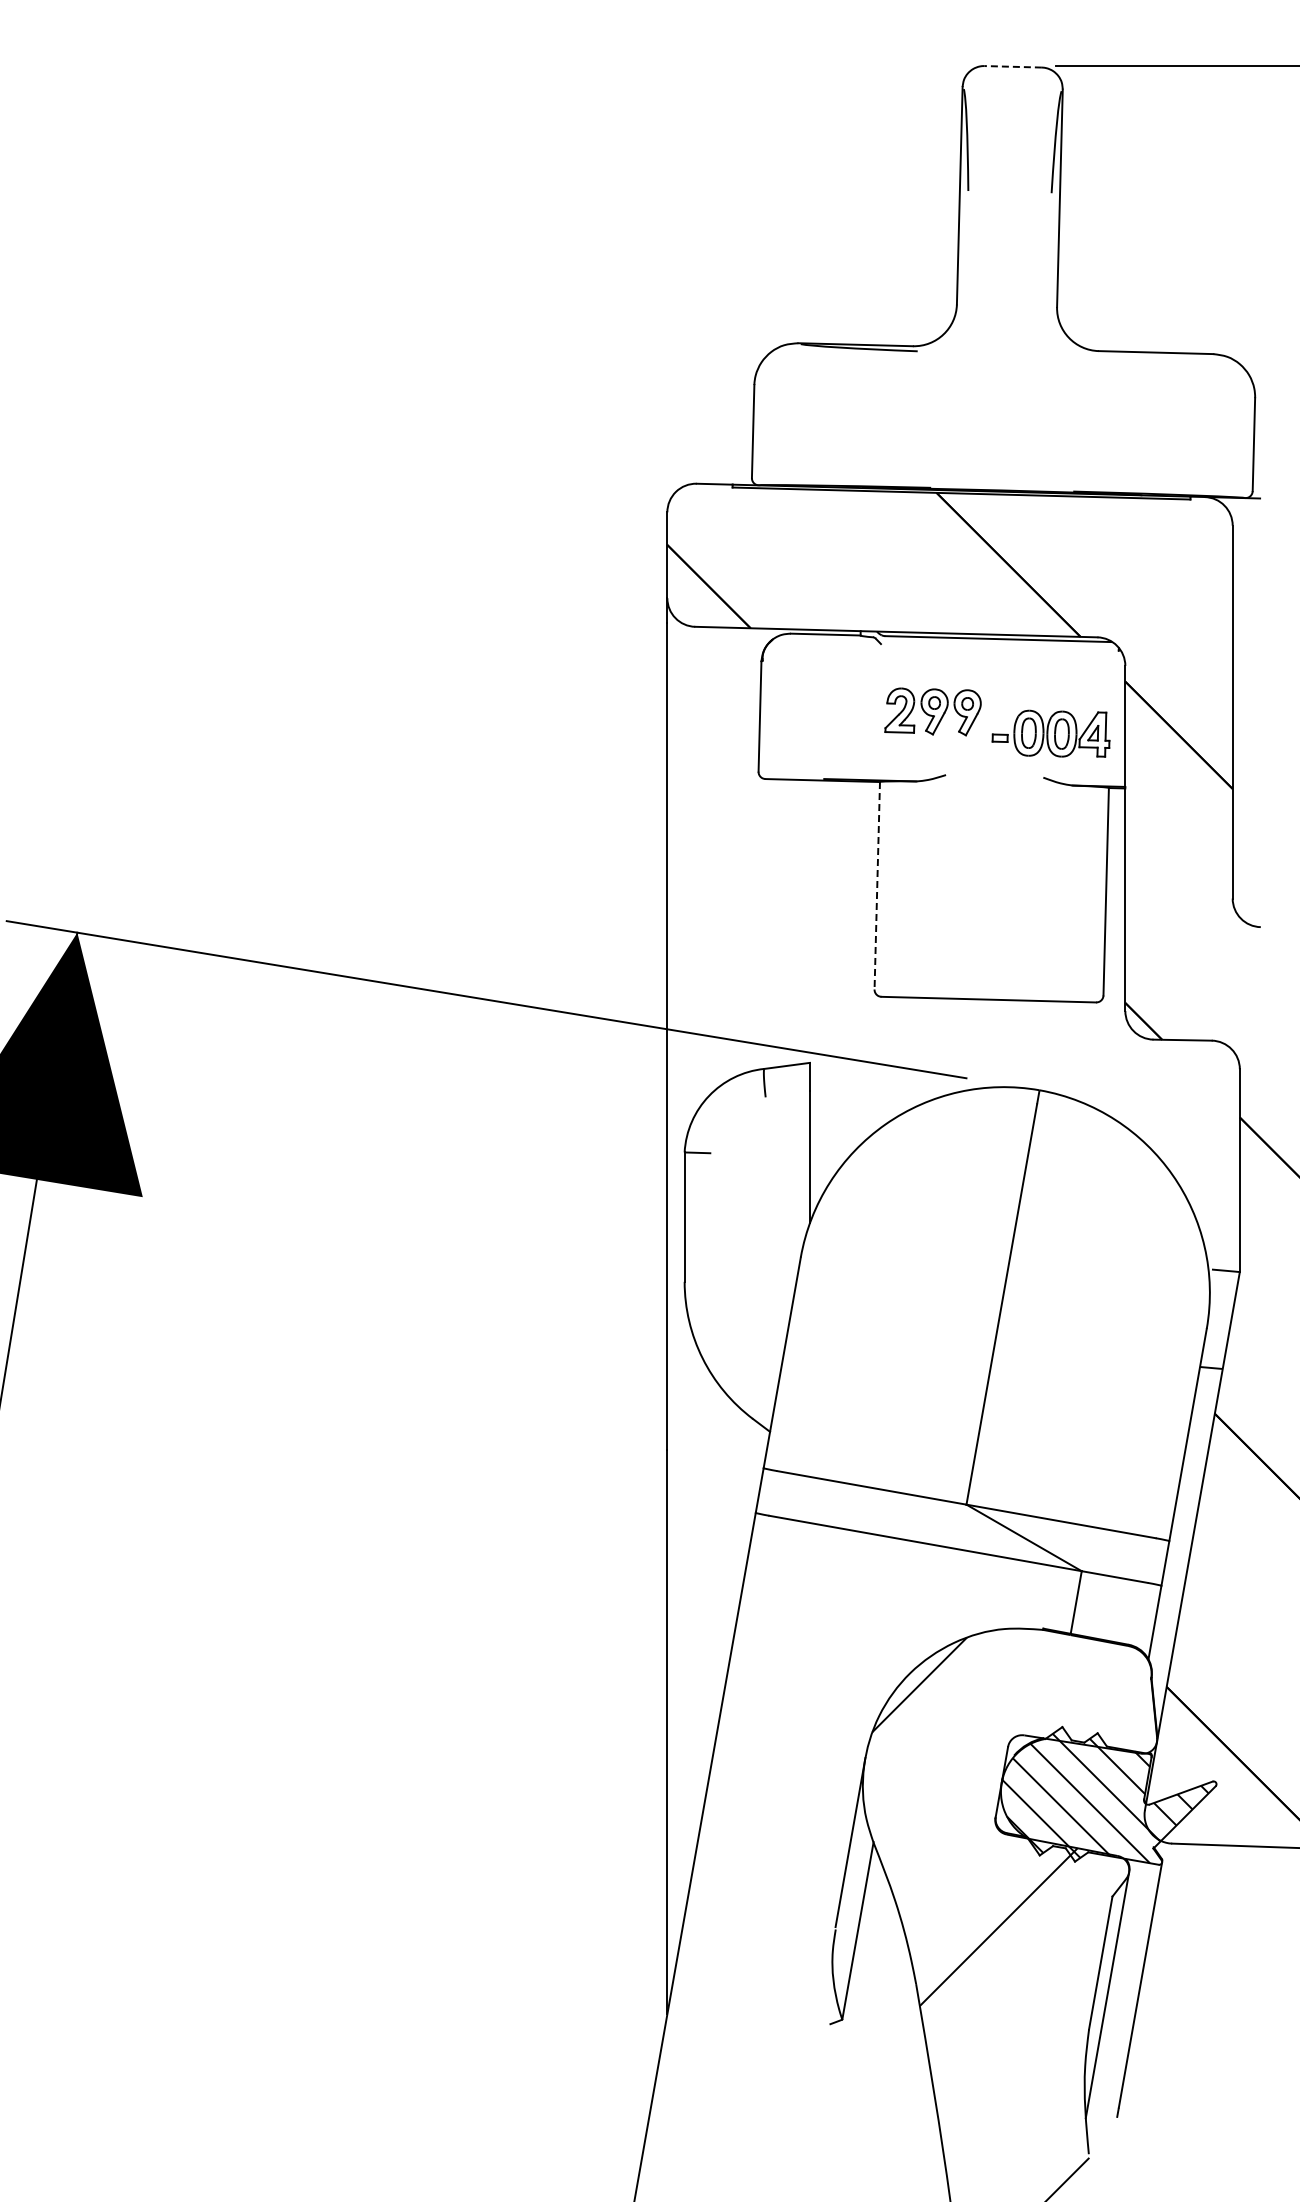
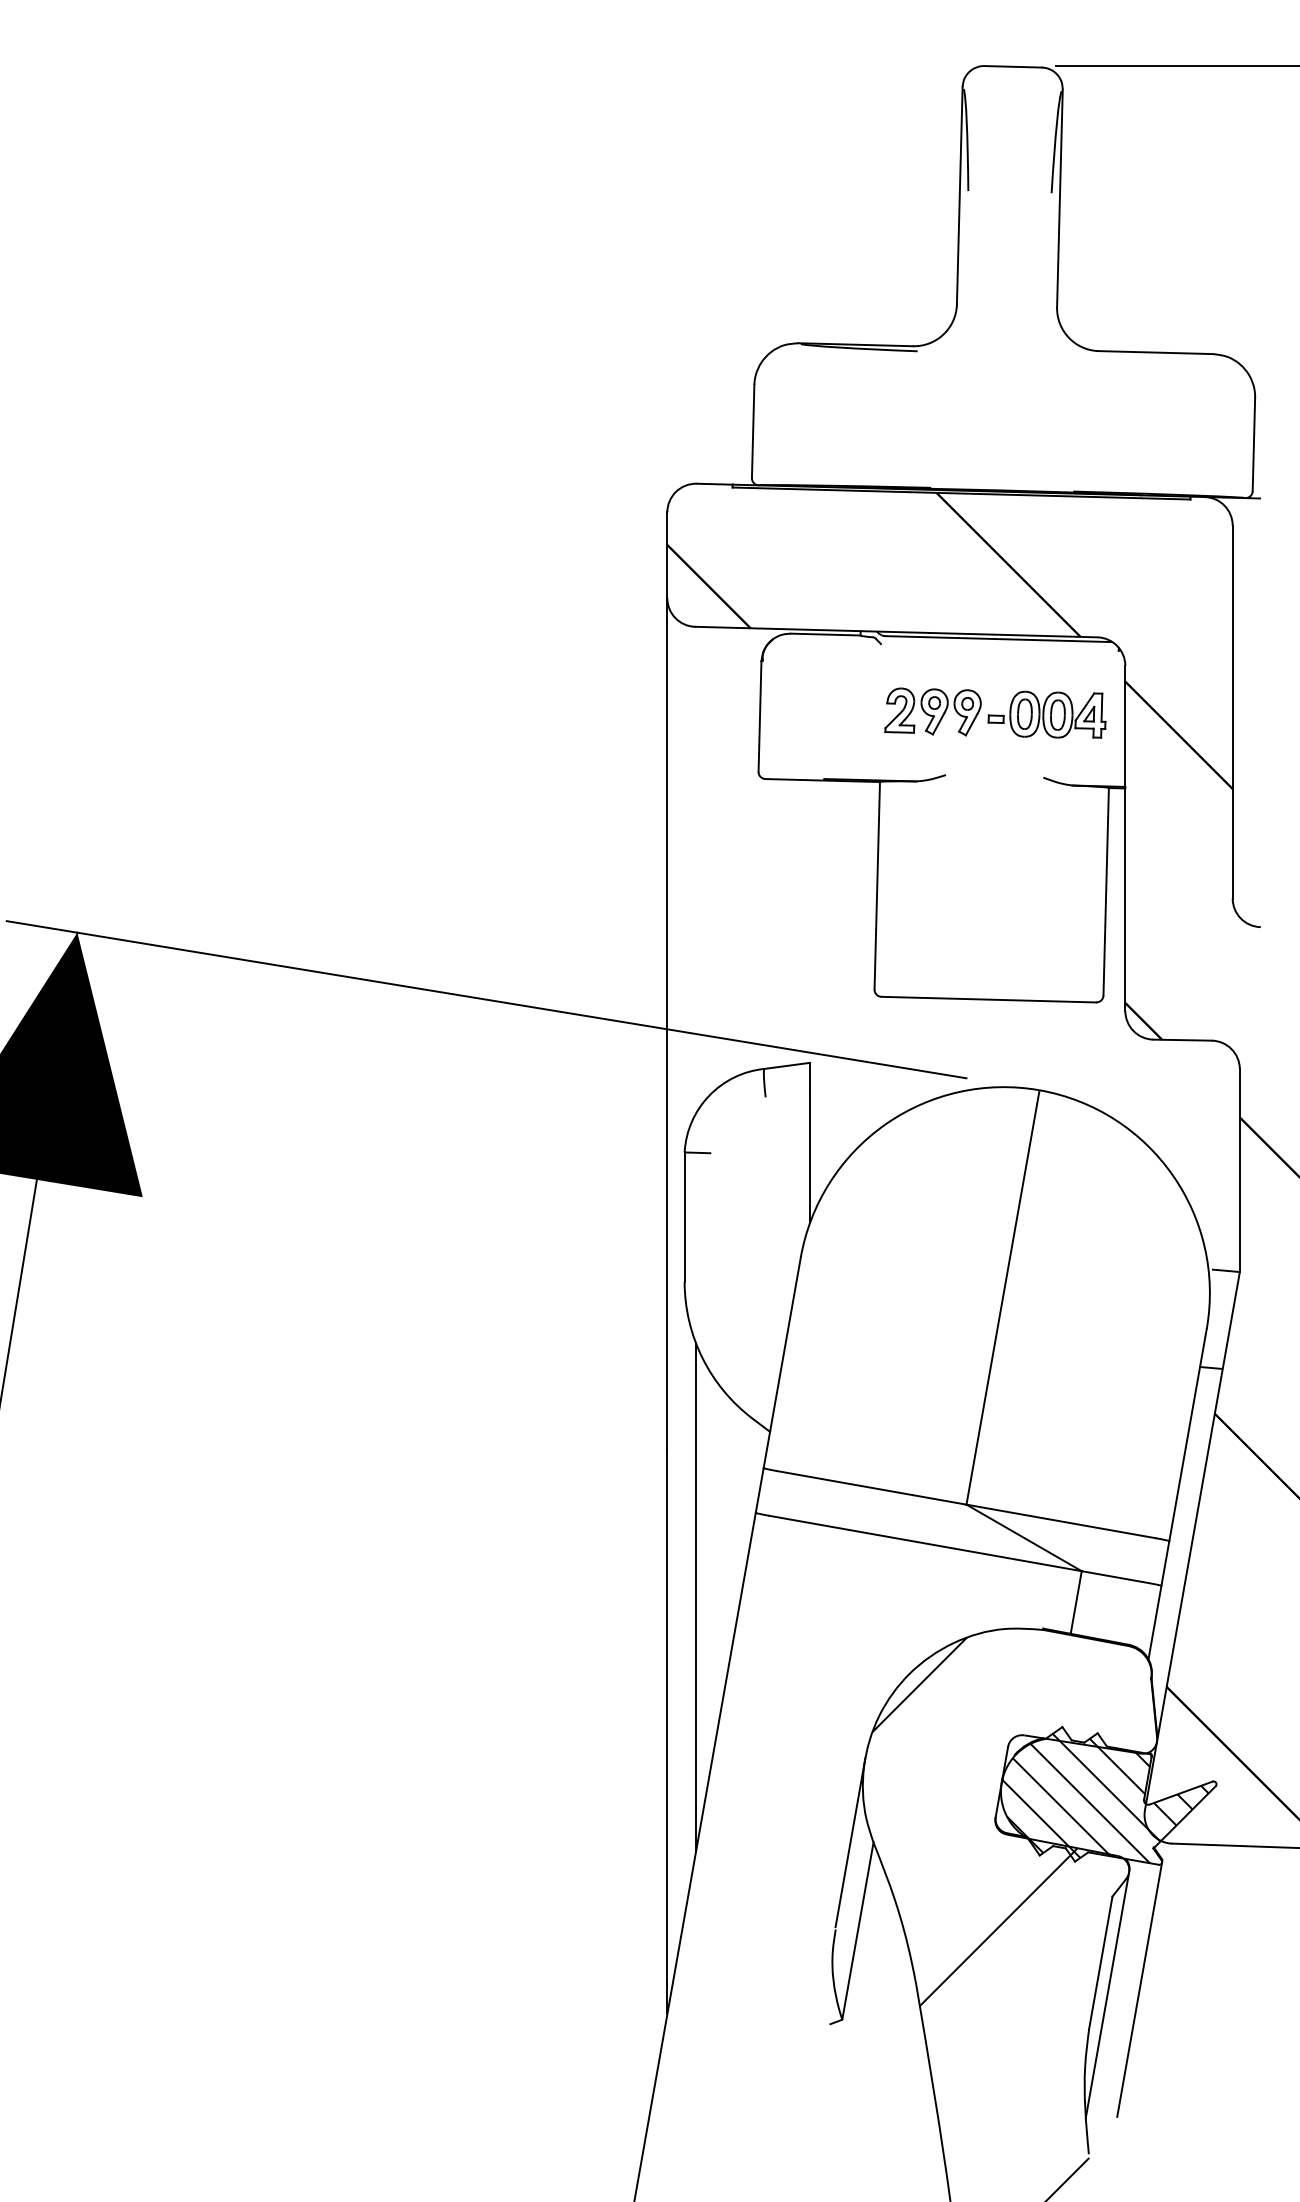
line: dashed -> solid (1013, 66)
part position: (1050, 733) -> (1046, 714) (1046, 714)
line: dashed -> solid (877, 885)
line: none -> present (695, 1597)
